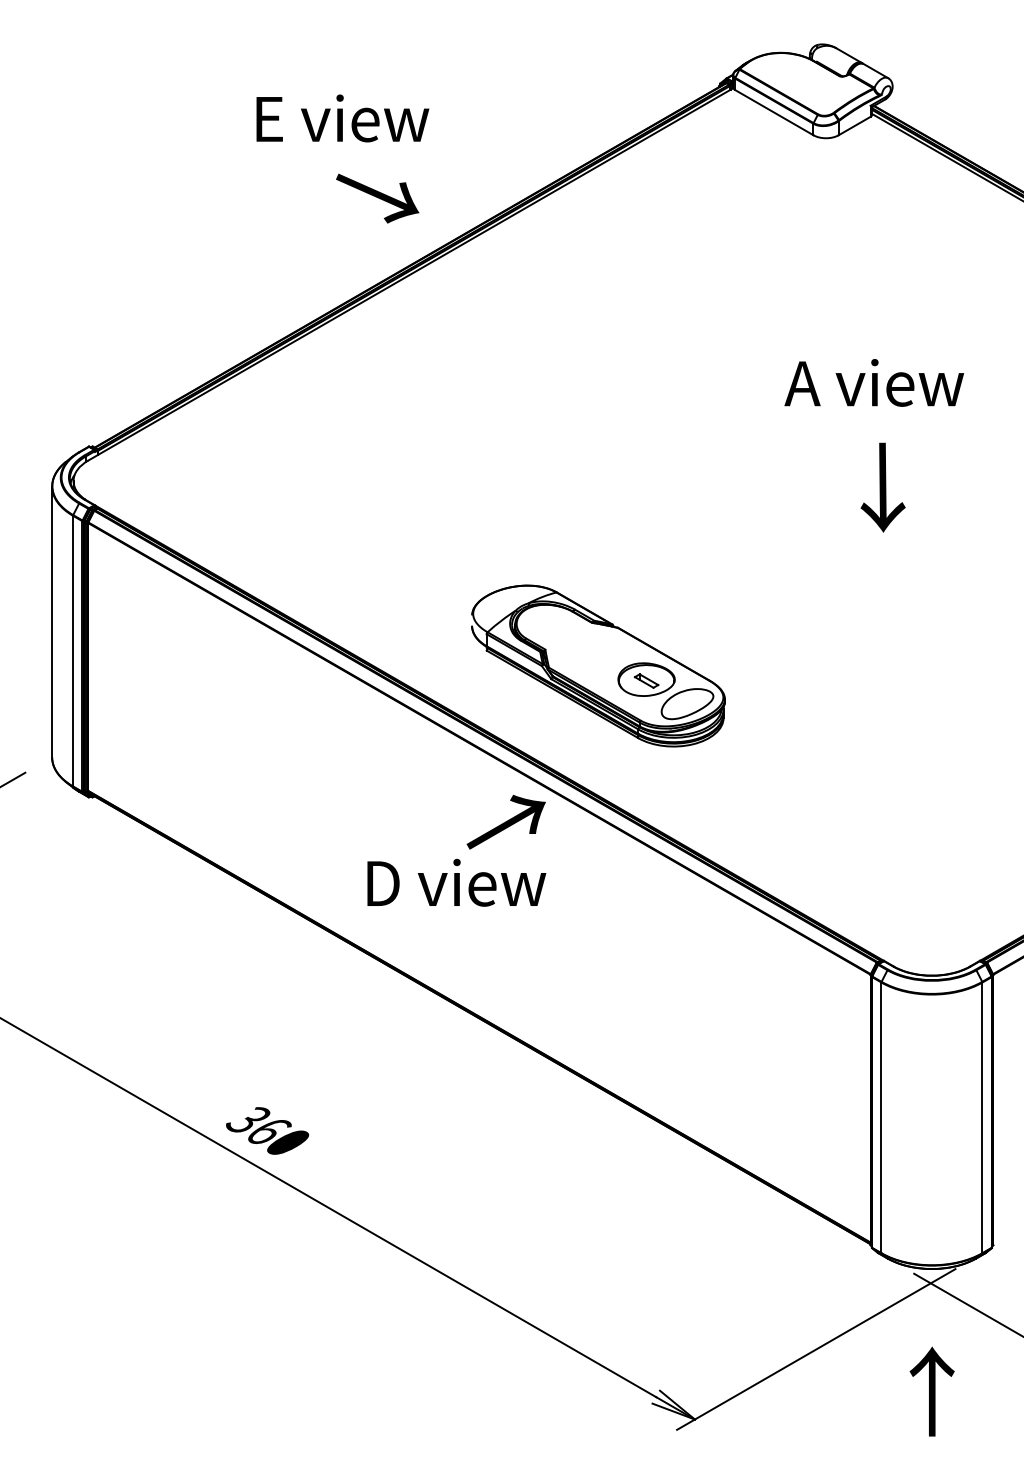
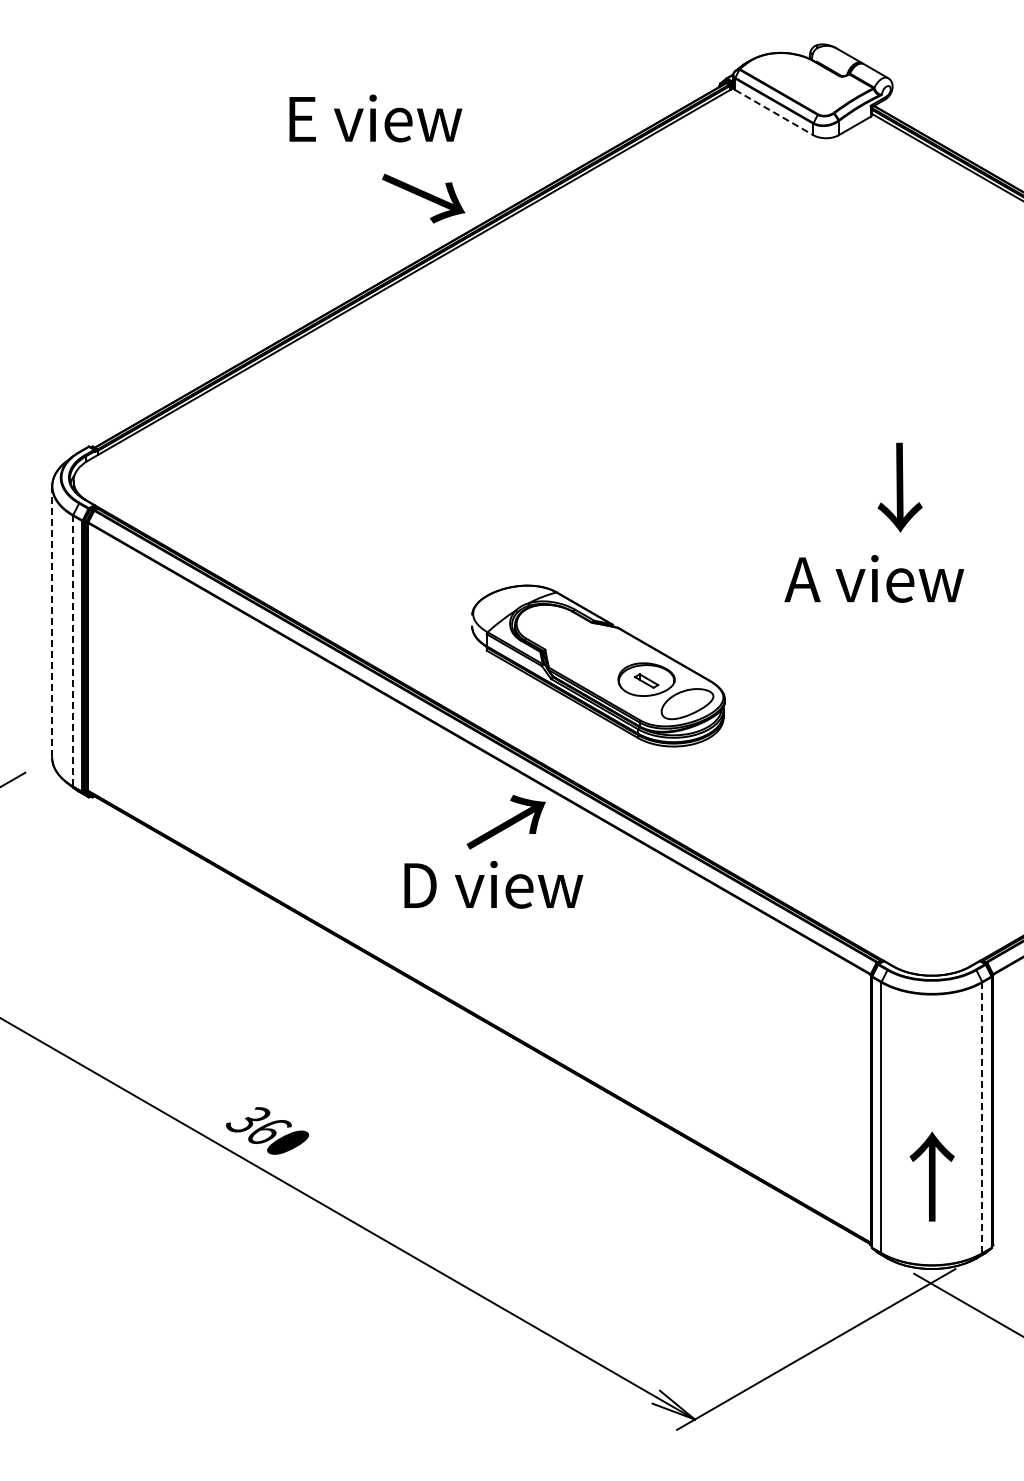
line: solid -> dashed (774, 112)
text position: (342, 118) -> (375, 118) (375, 118)
text position: (377, 198) -> (423, 198) (423, 198)
text position: (874, 382) -> (874, 578) (874, 578)
text position: (882, 487) -> (899, 487) (899, 487)
line: solid -> dashed (52, 621)
line: solid -> dashed (73, 650)
text position: (456, 882) -> (493, 884) (493, 884)
line: solid -> dashed (982, 1117)
text position: (931, 1391) -> (931, 1176) (931, 1176)
